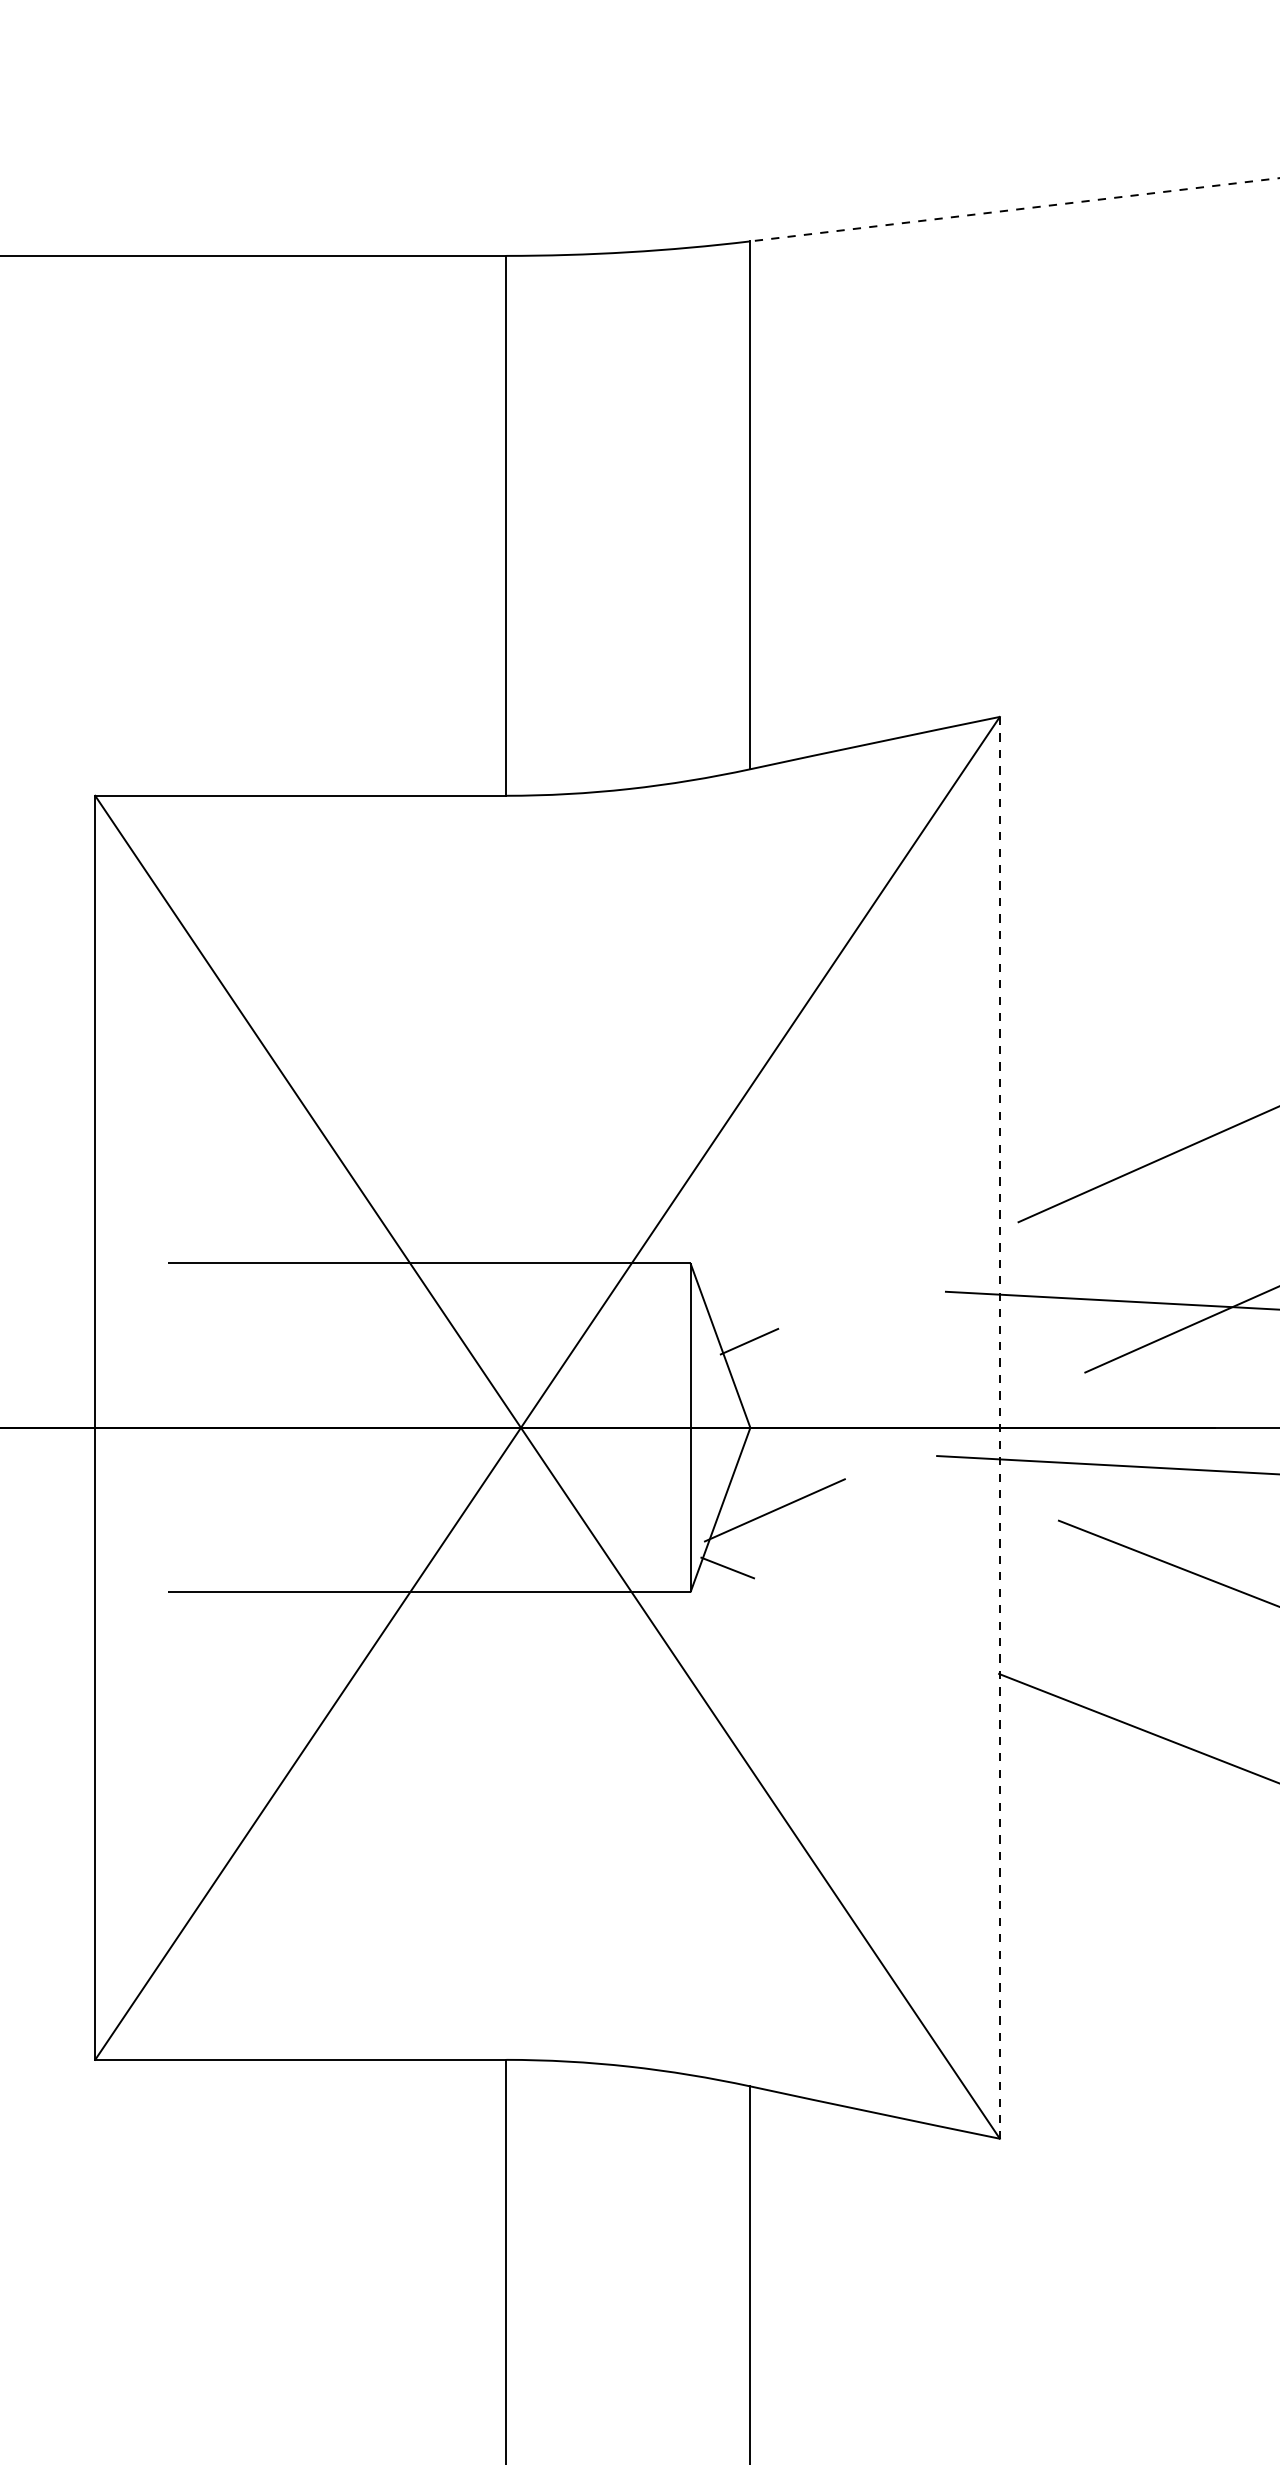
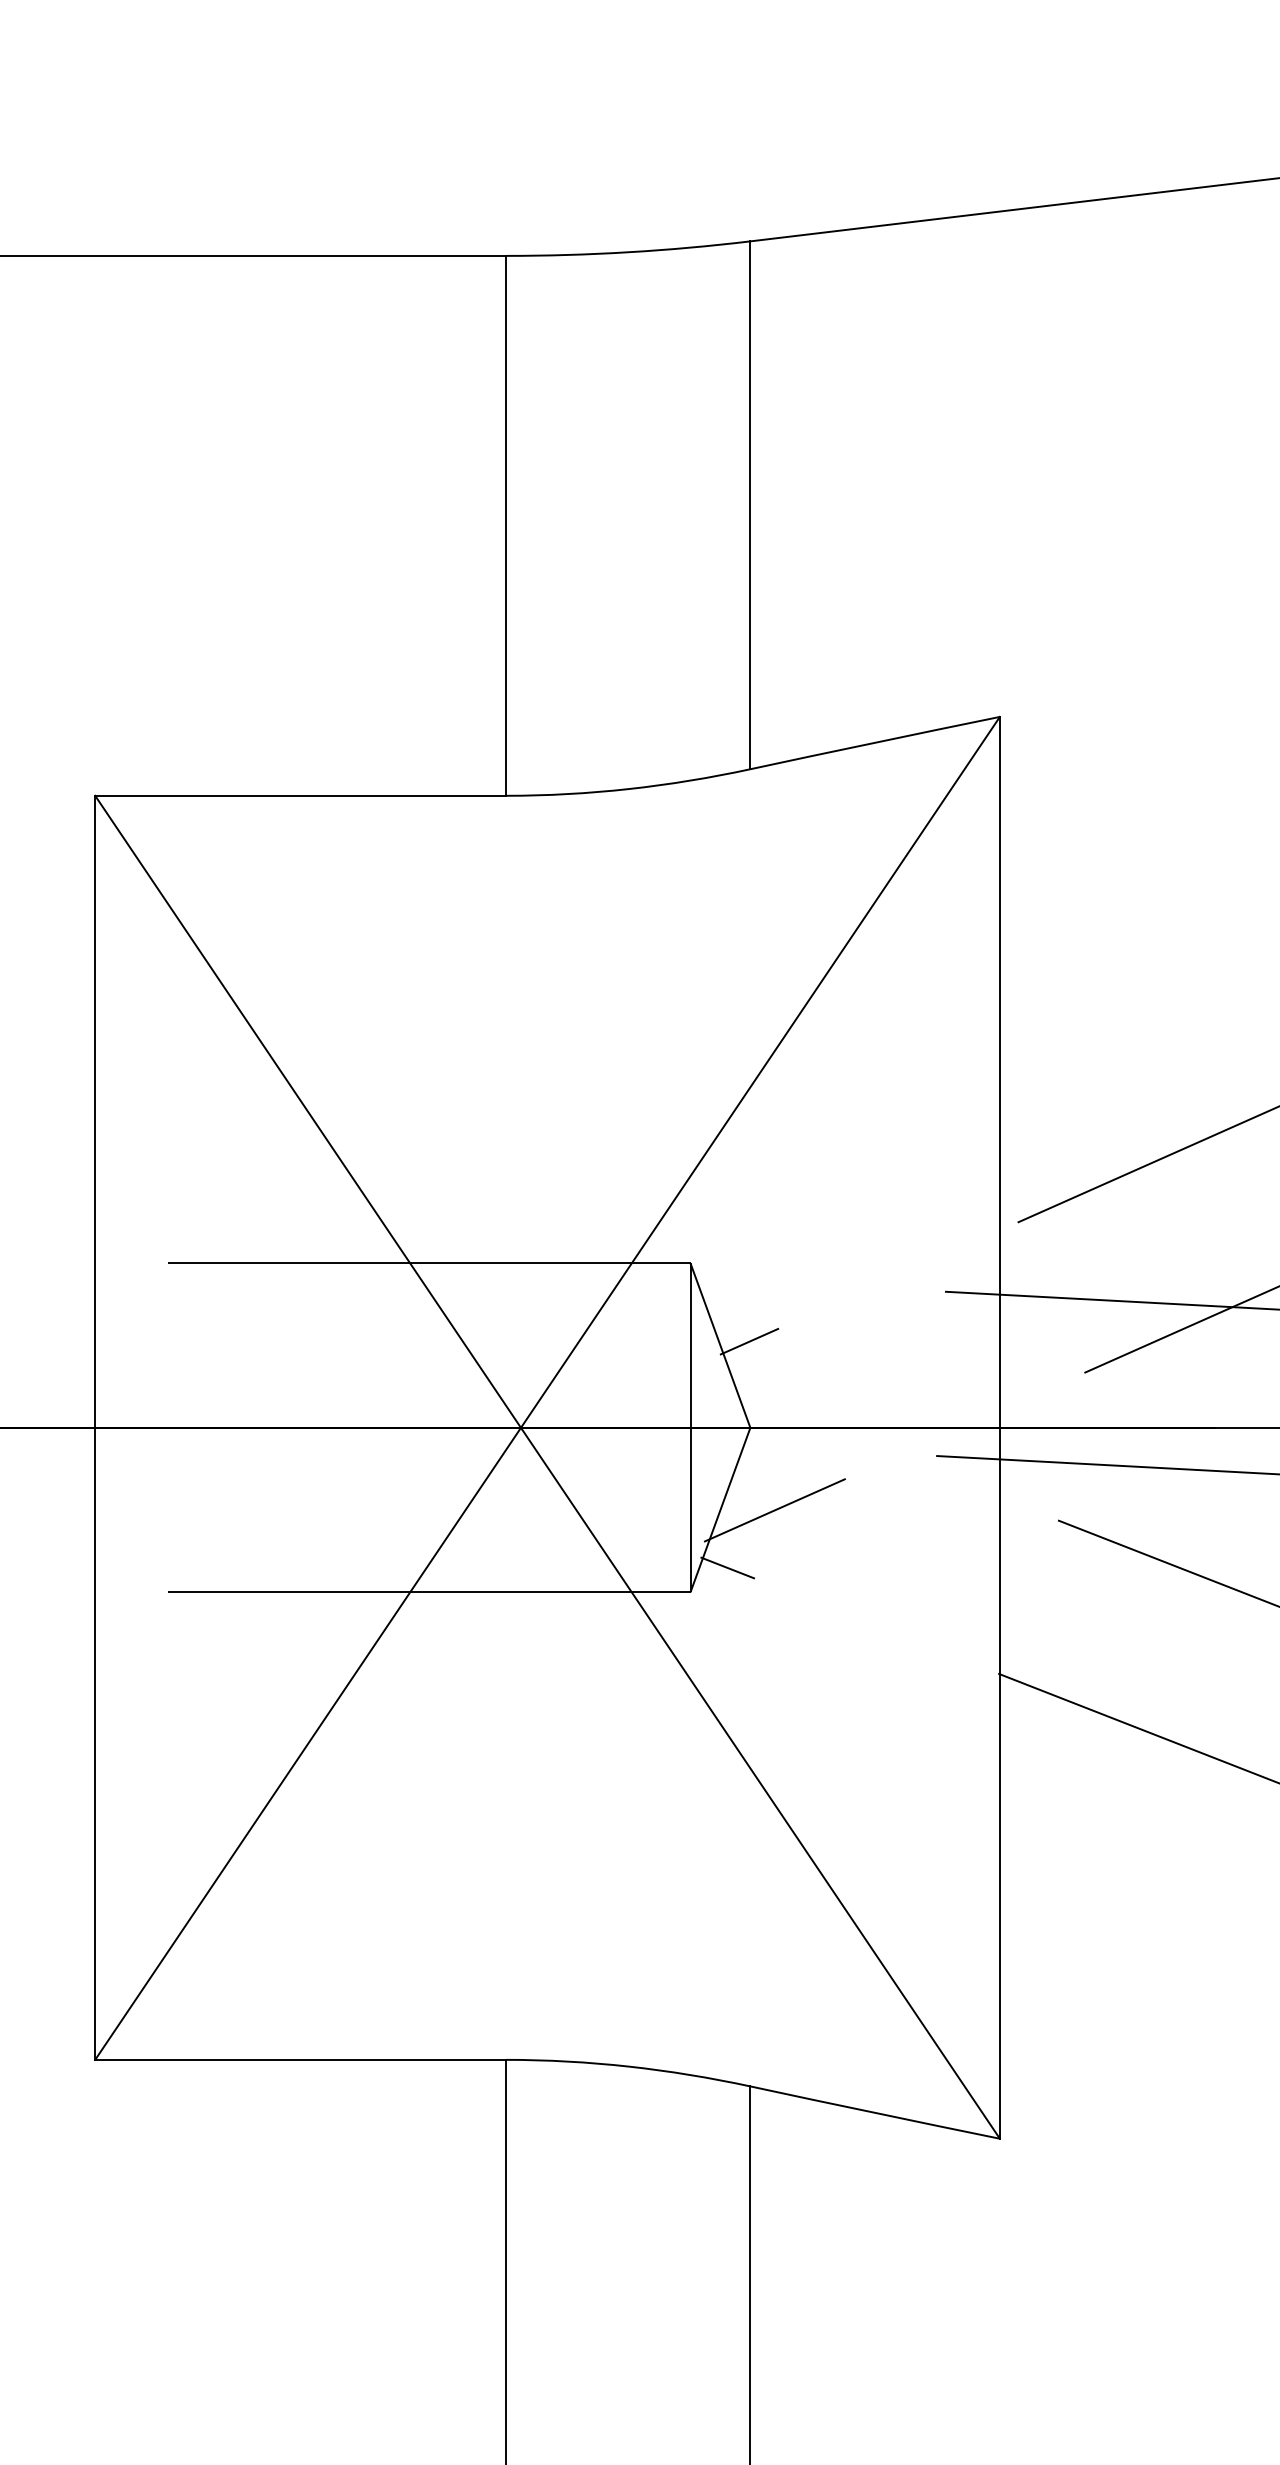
line: dashed -> solid (1014, 209)
line: dashed -> solid (999, 1427)
